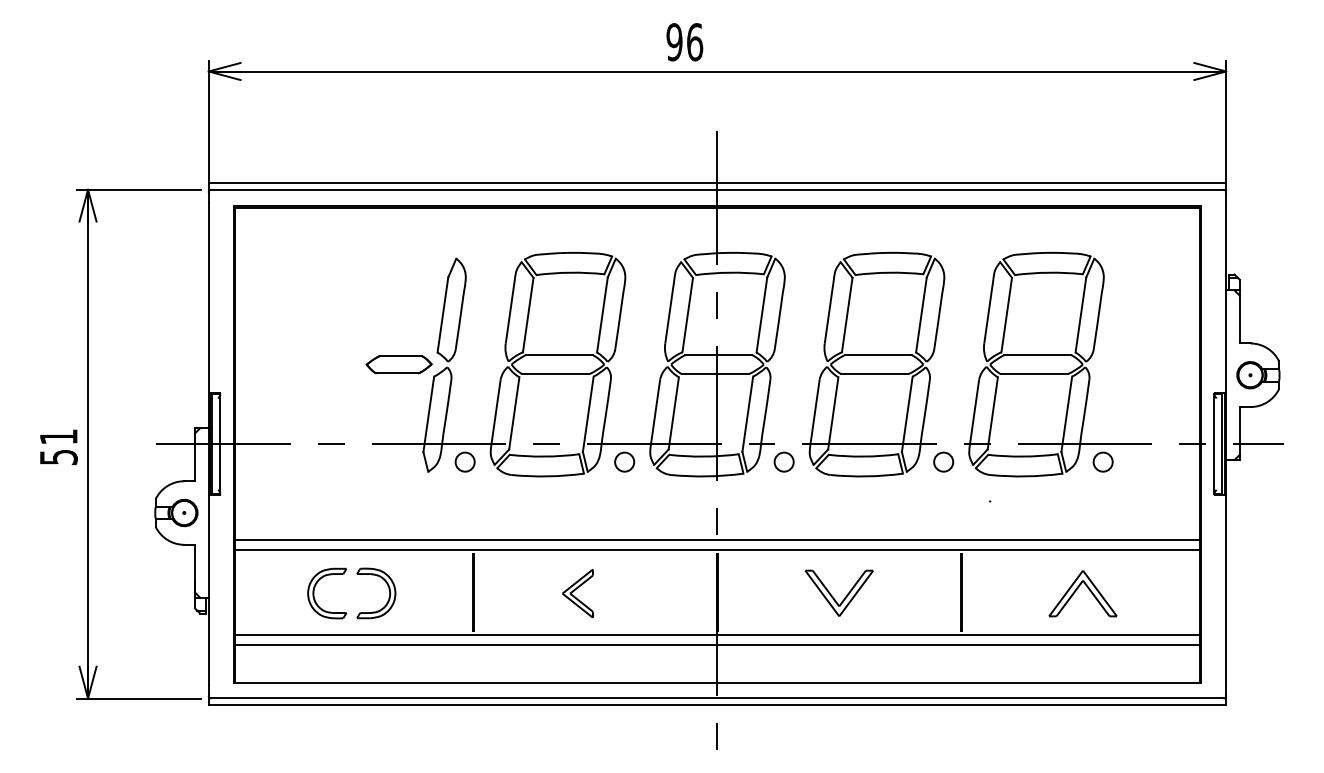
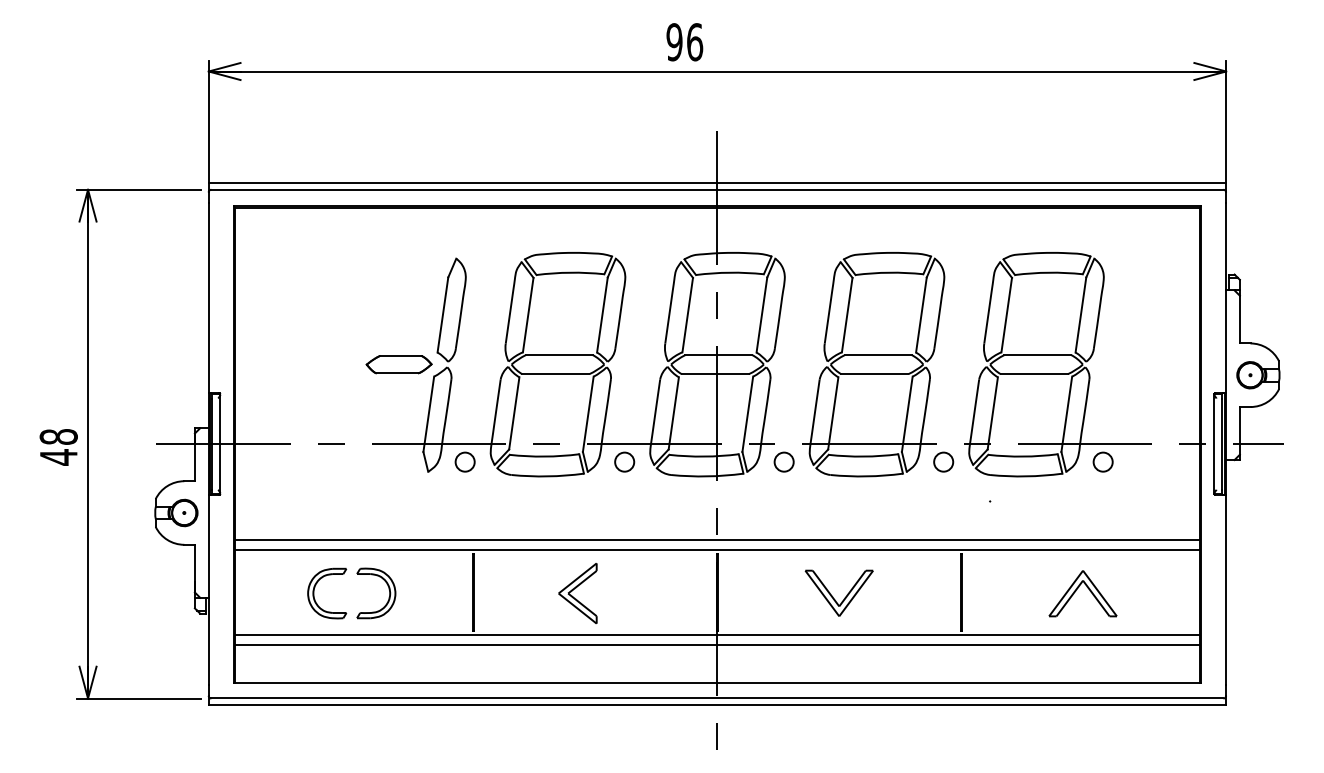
text: 51 -> 48 (58, 447)
part size: 32x50 px -> 40x62 px (577, 593)
